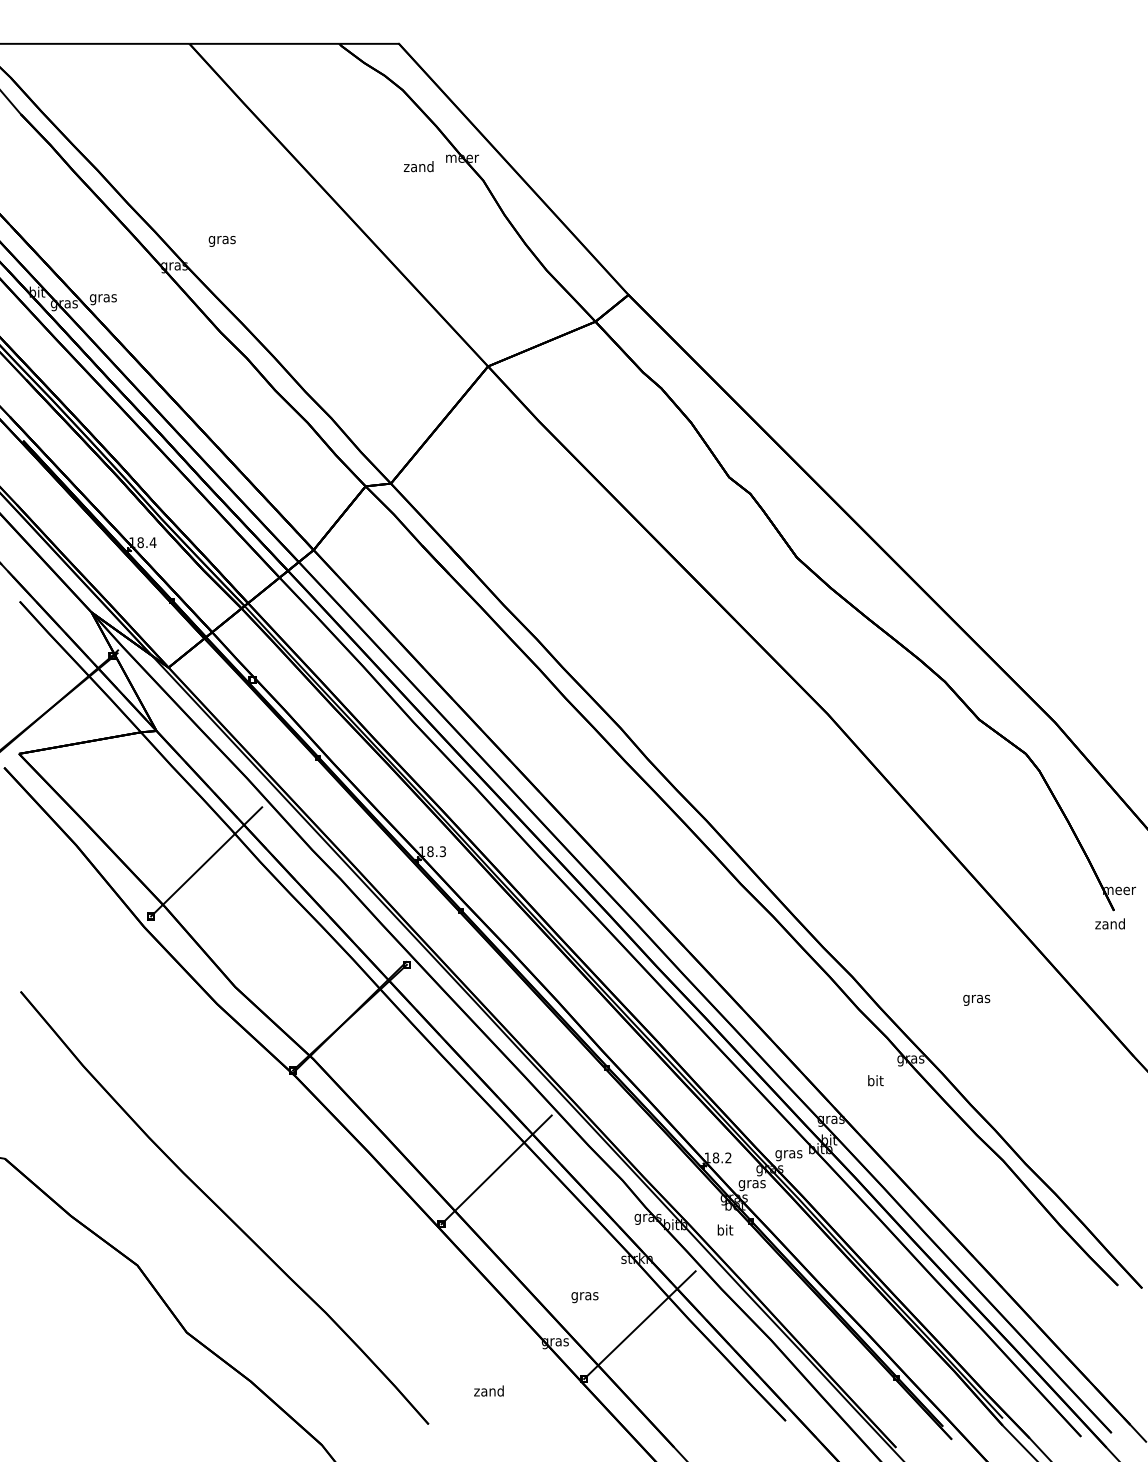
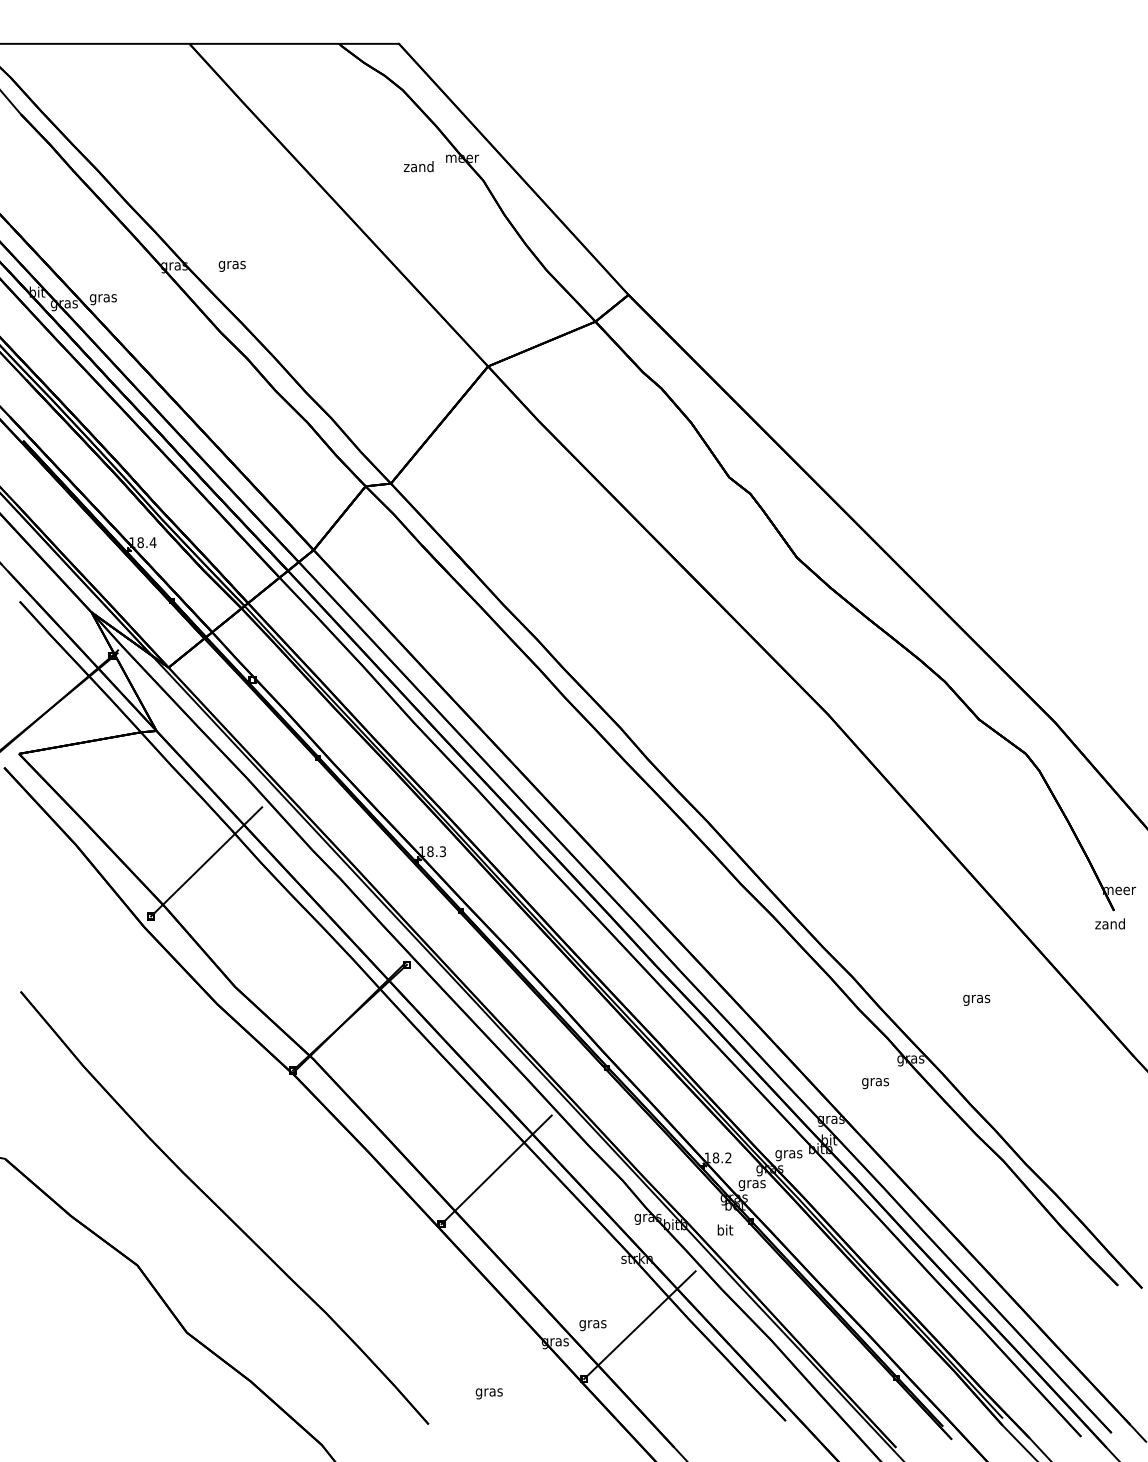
text position: (221, 241) -> (231, 266) (231, 266)
text: bit -> gras (875, 1082)
text position: (584, 1297) -> (592, 1325) (592, 1325)
text: zand -> gras (488, 1392)
